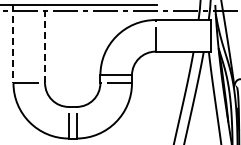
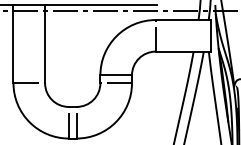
line: dashed -> solid (45, 43)
line: dashed -> solid (13, 44)
